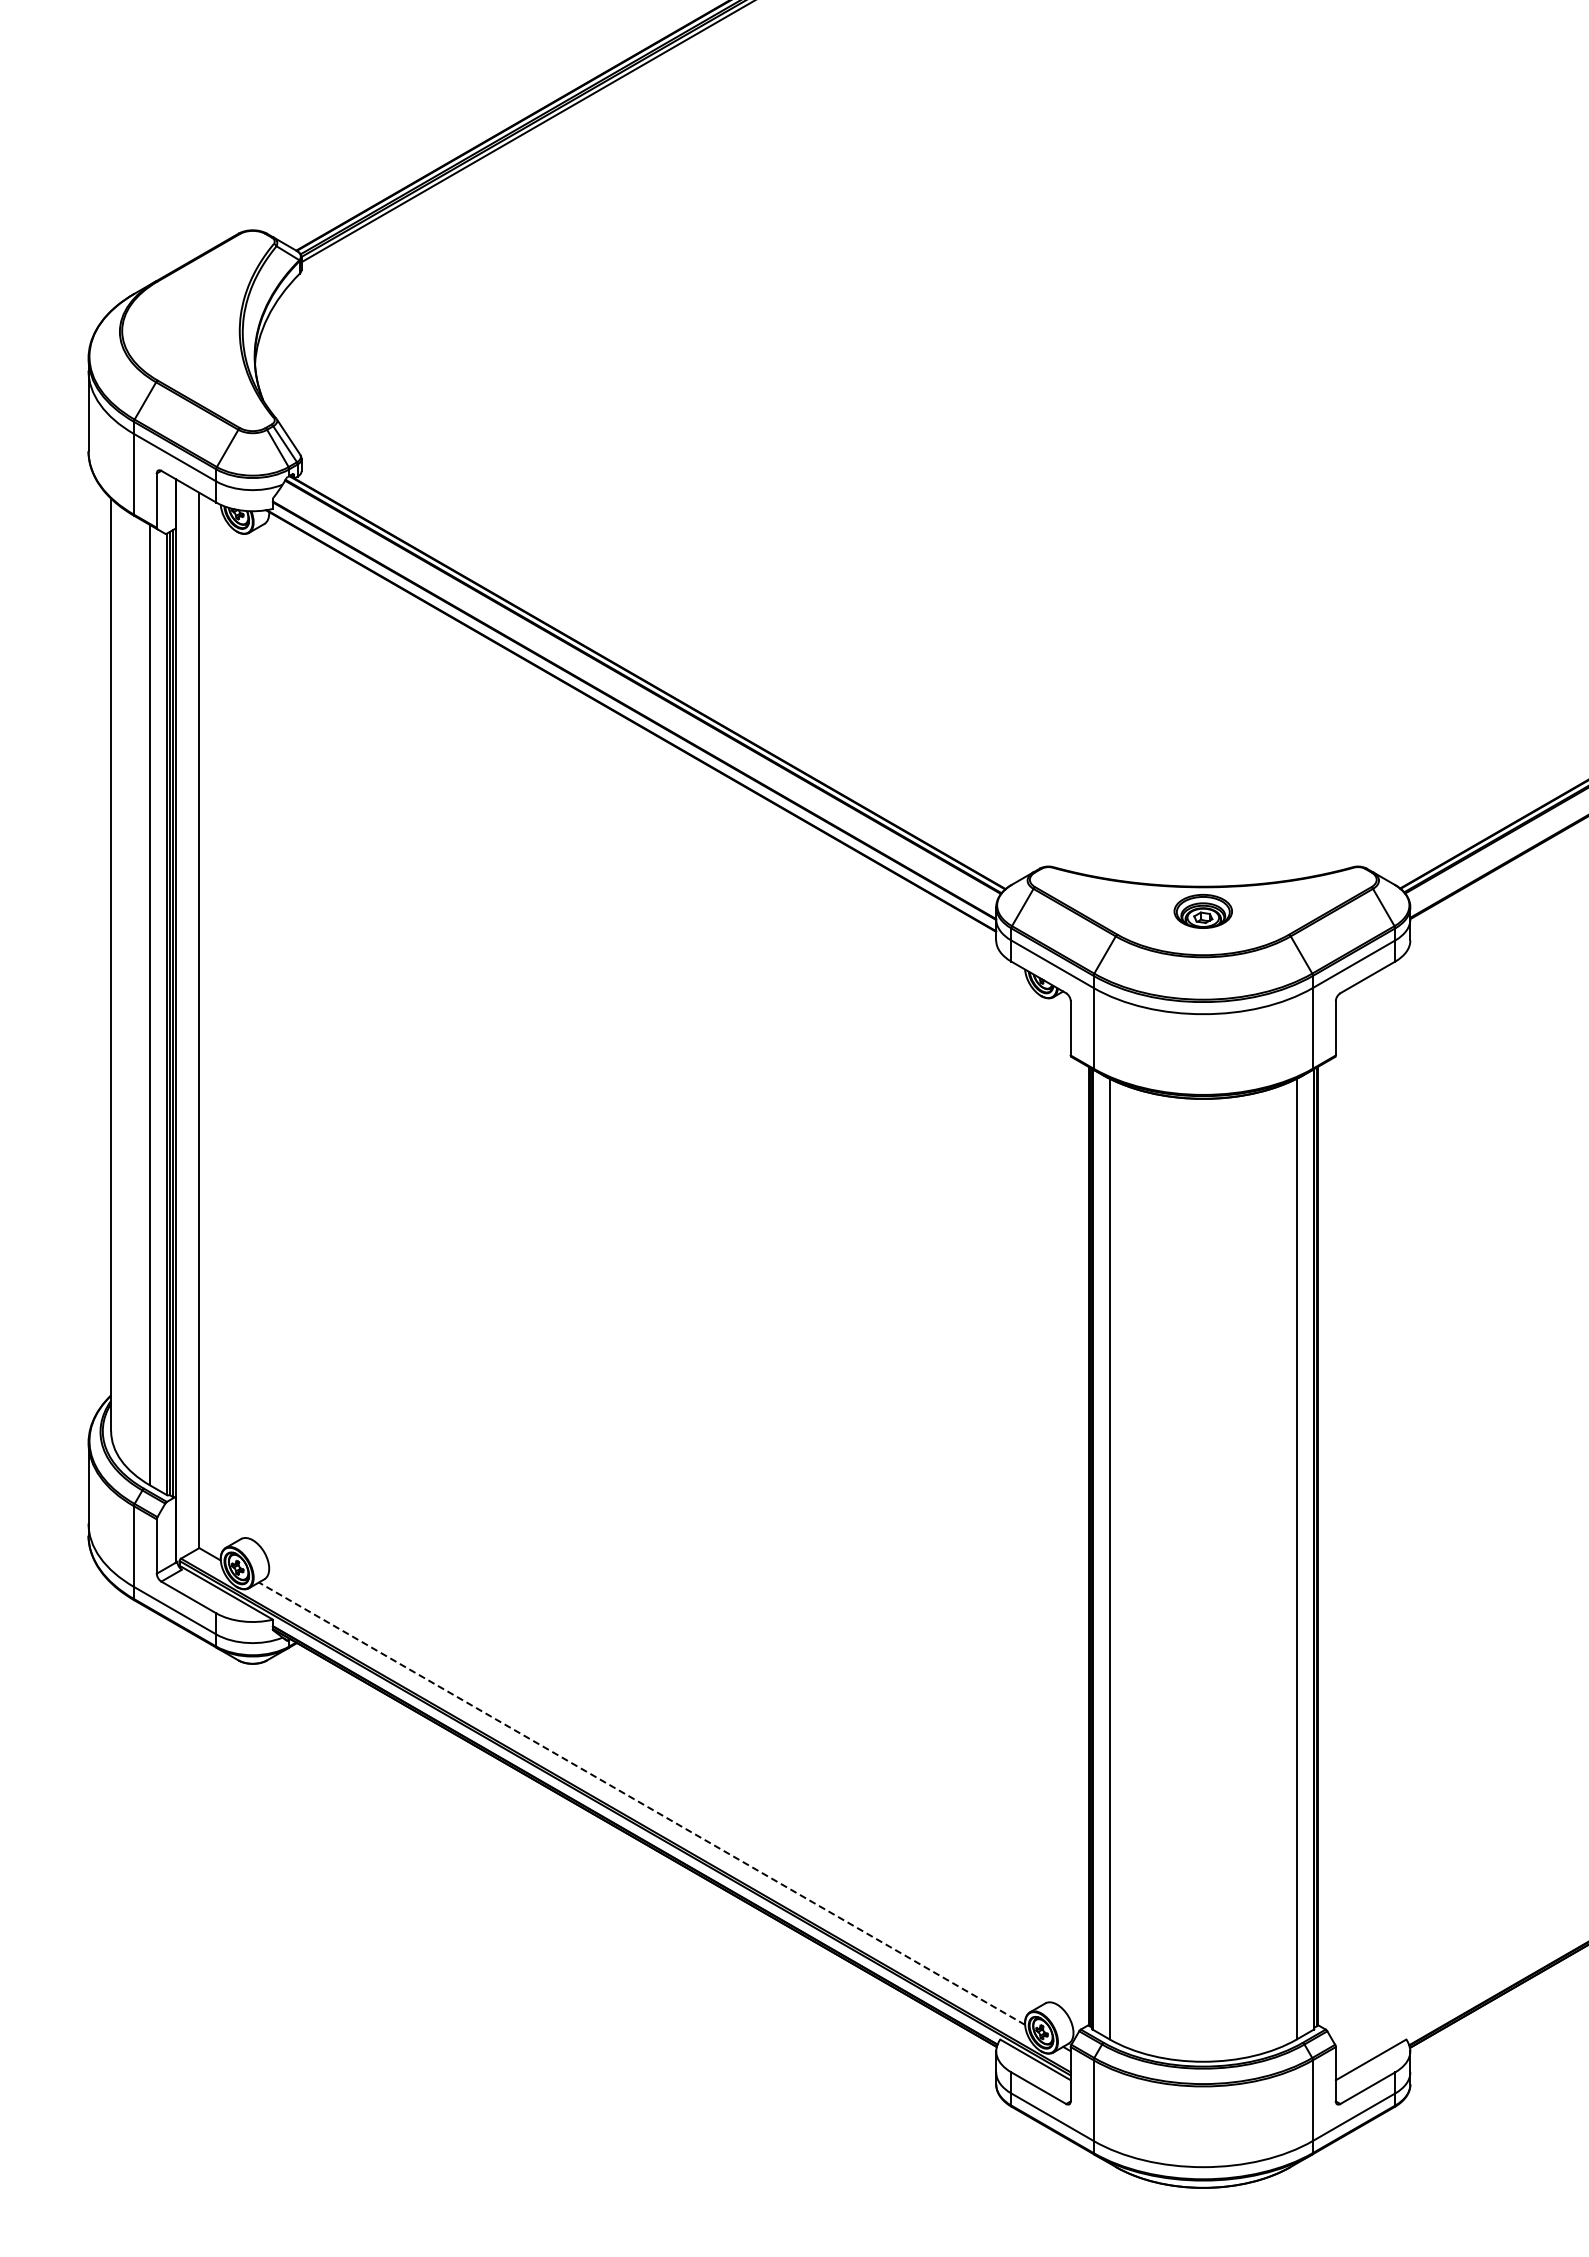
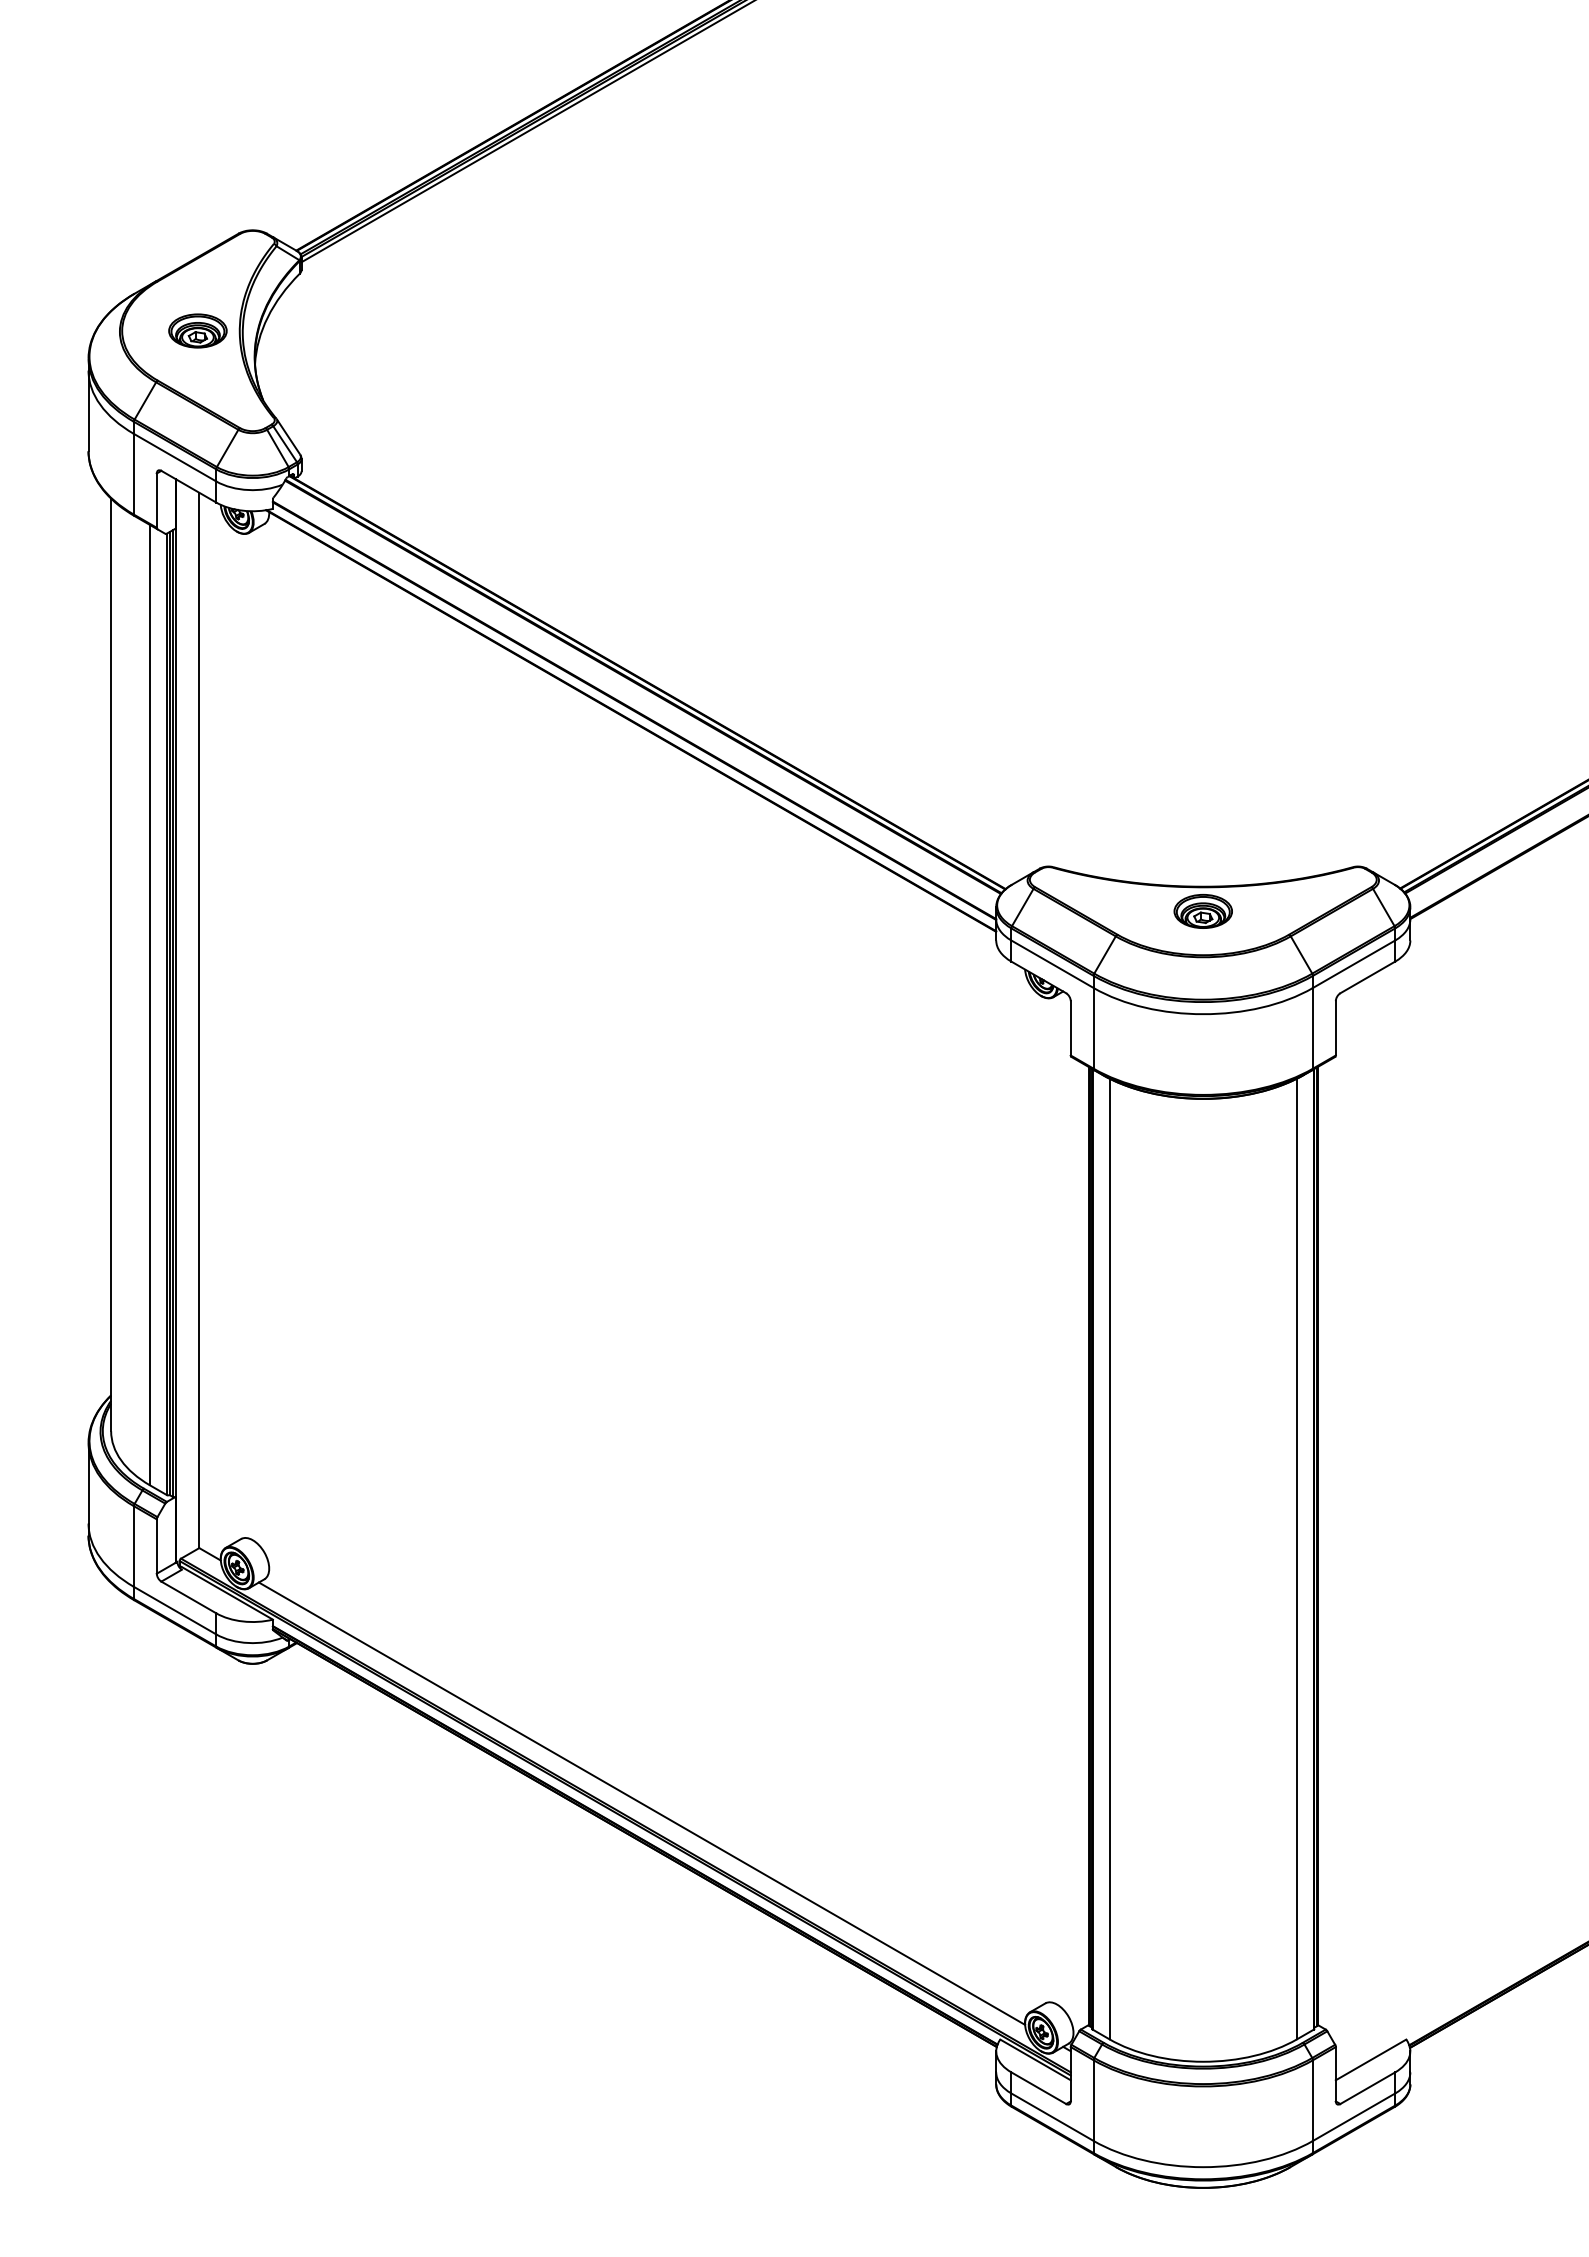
part: none -> present (197, 330)
line: dashed -> solid (641, 1803)
